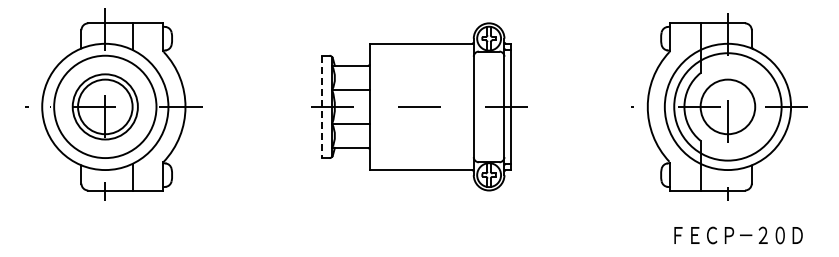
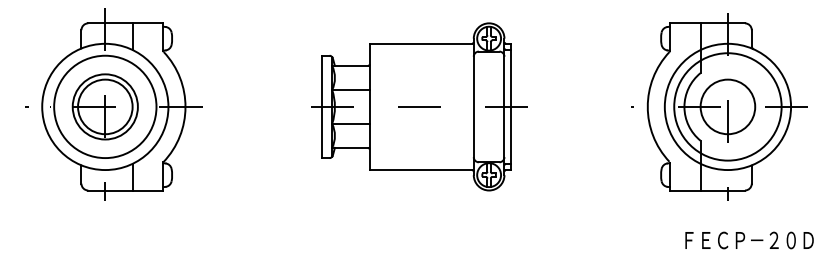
line: dashed -> solid (321, 107)
text position: (738, 235) -> (749, 240) (749, 240)
